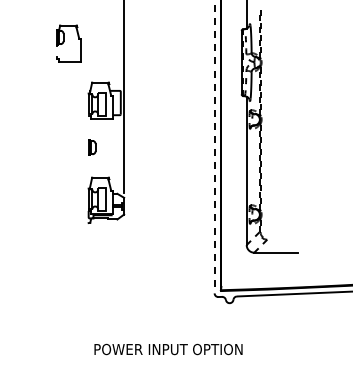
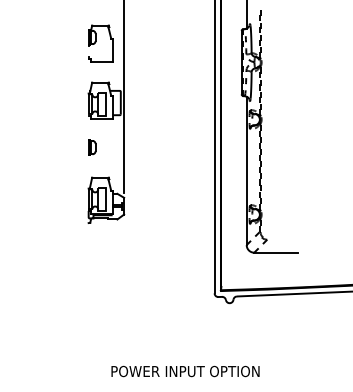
part position: (68, 43) -> (100, 43) (100, 43)
line: dashed -> solid (214, 147)
text position: (168, 349) -> (185, 371) (185, 371)
